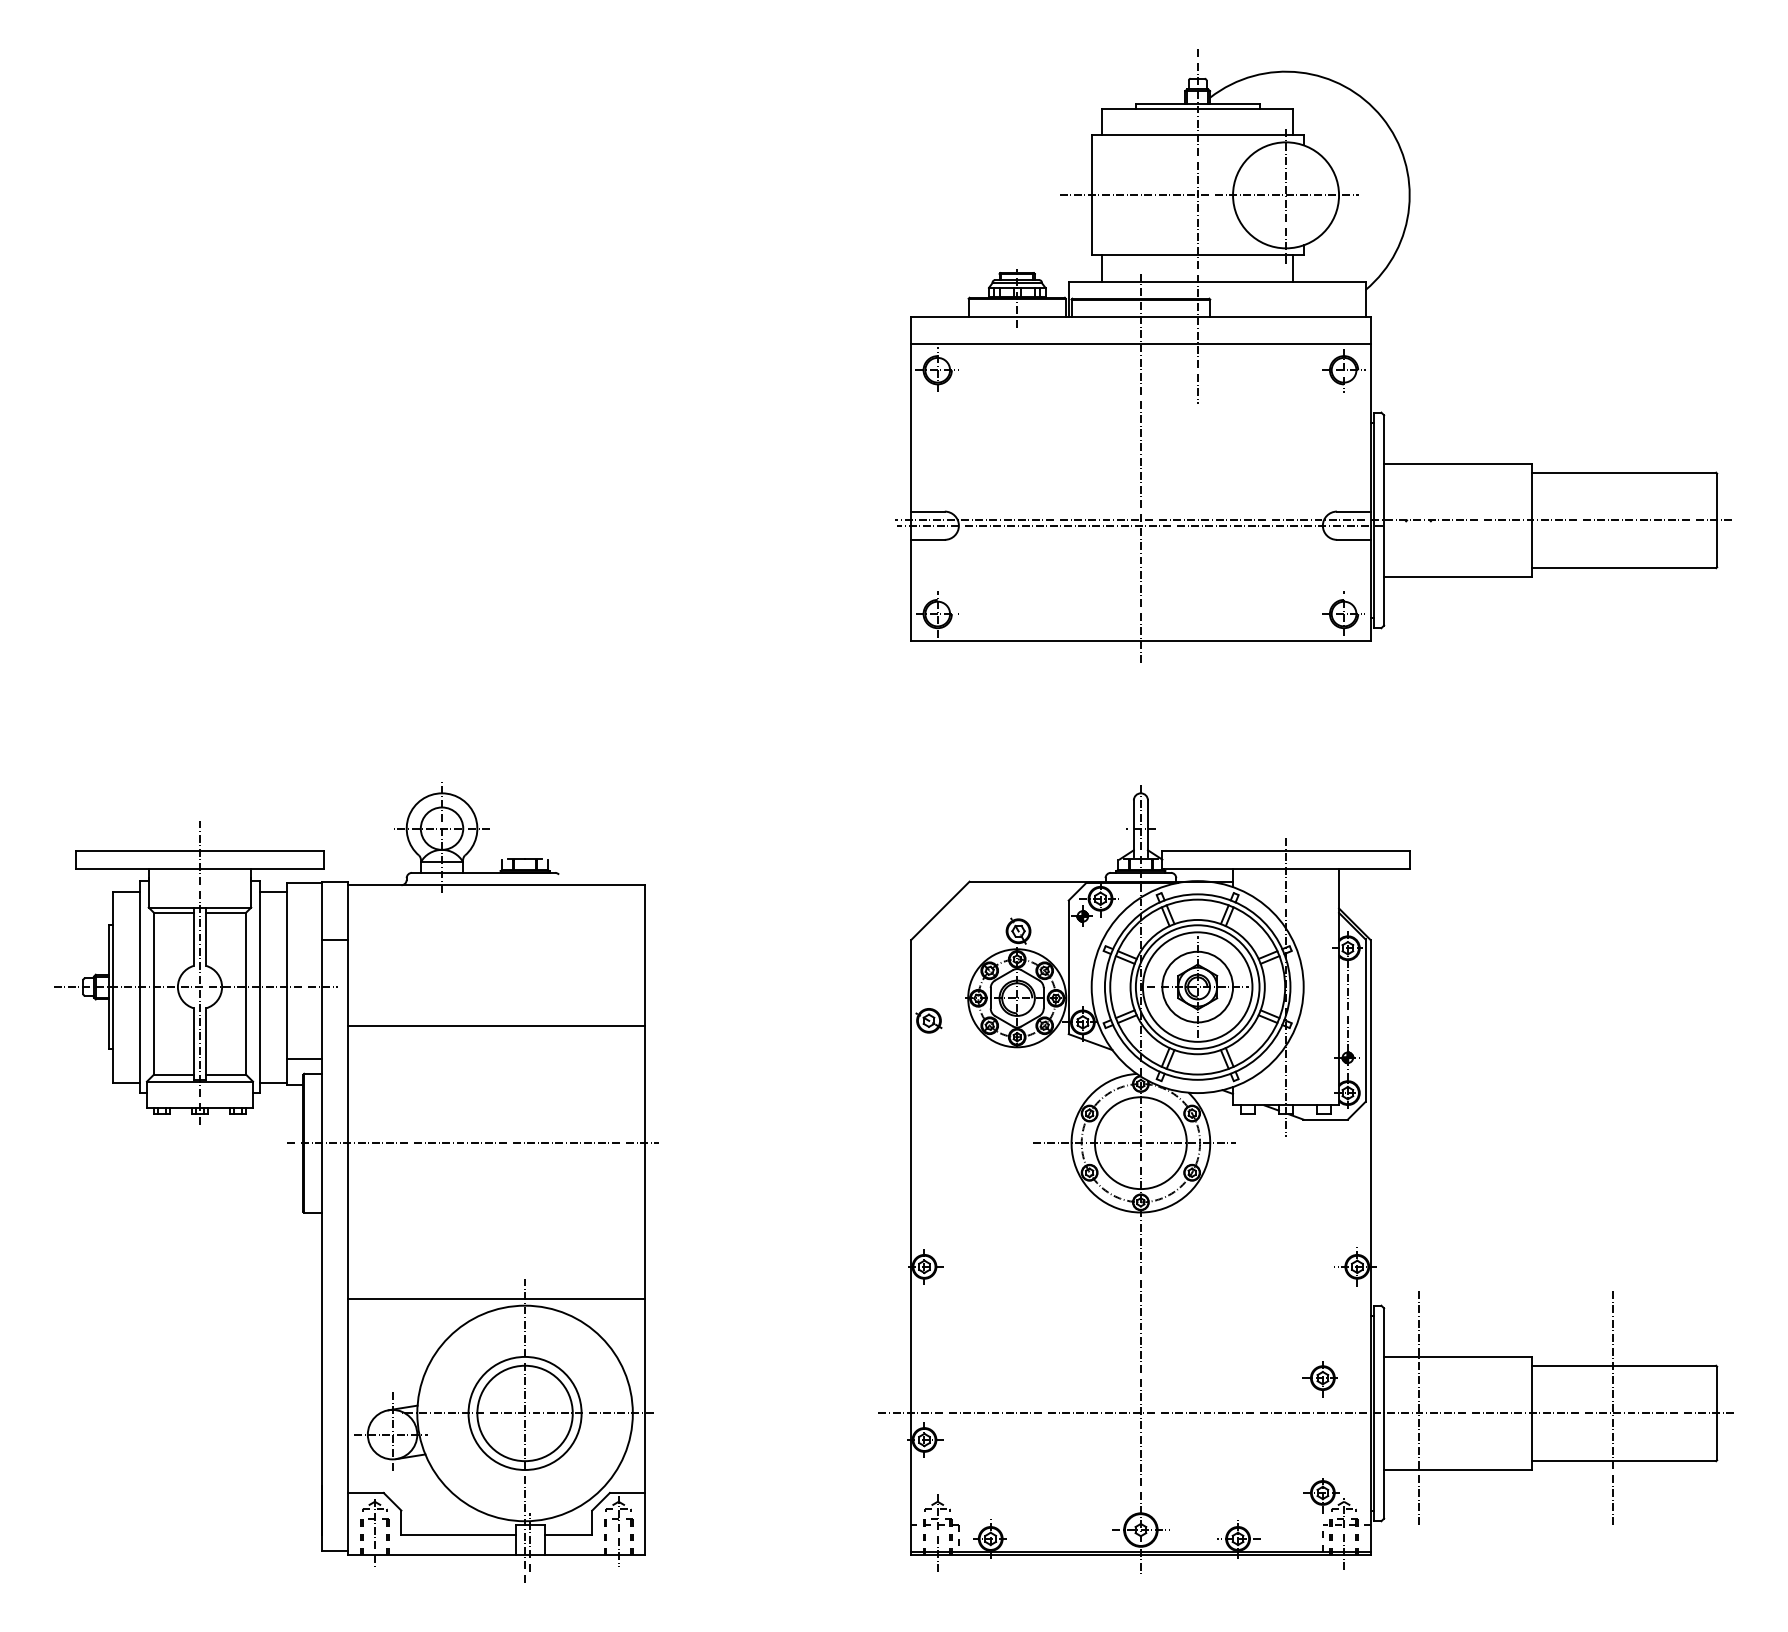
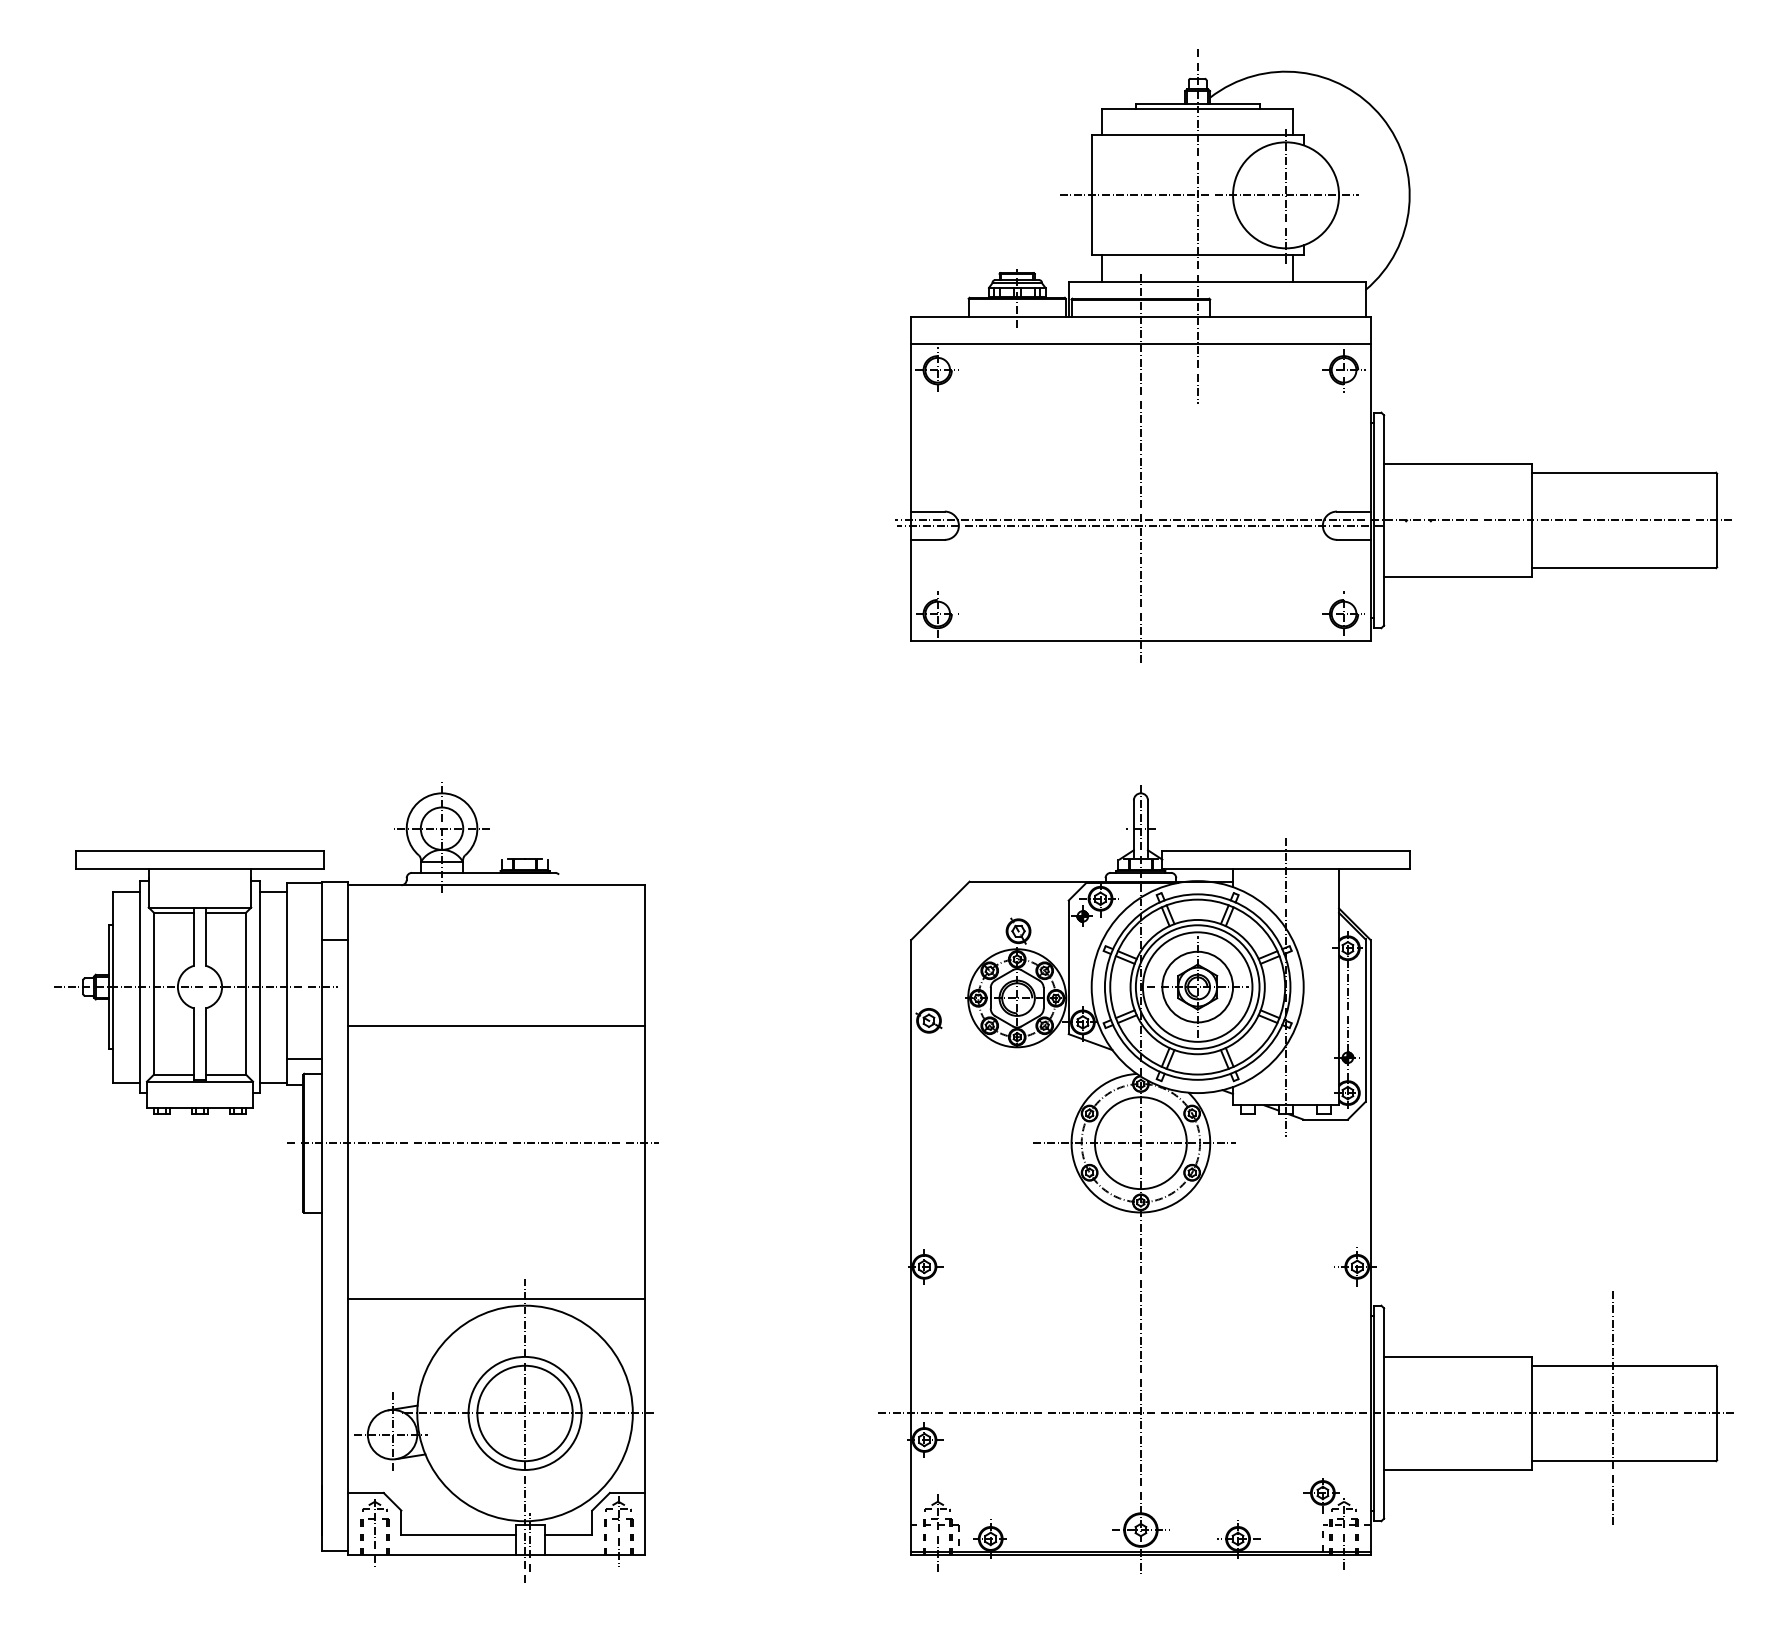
line: present -> none (200, 973)
part: present -> none (1319, 1379)
line: present -> none (1418, 1408)
